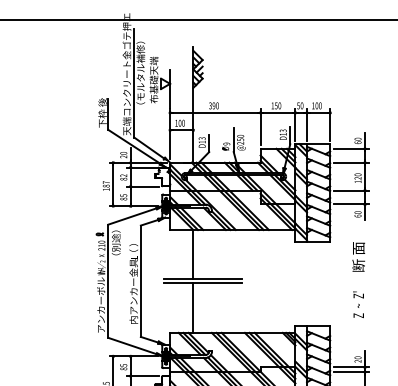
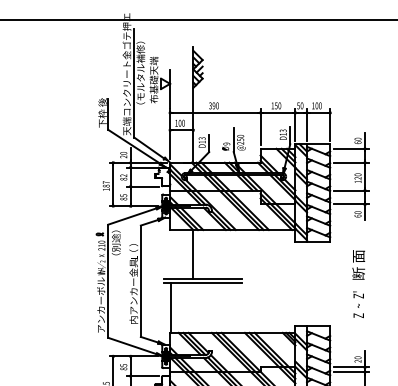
text position: (358, 256) -> (358, 264) (358, 264)
line position: (193, 307) -> (171, 307) (171, 307)
